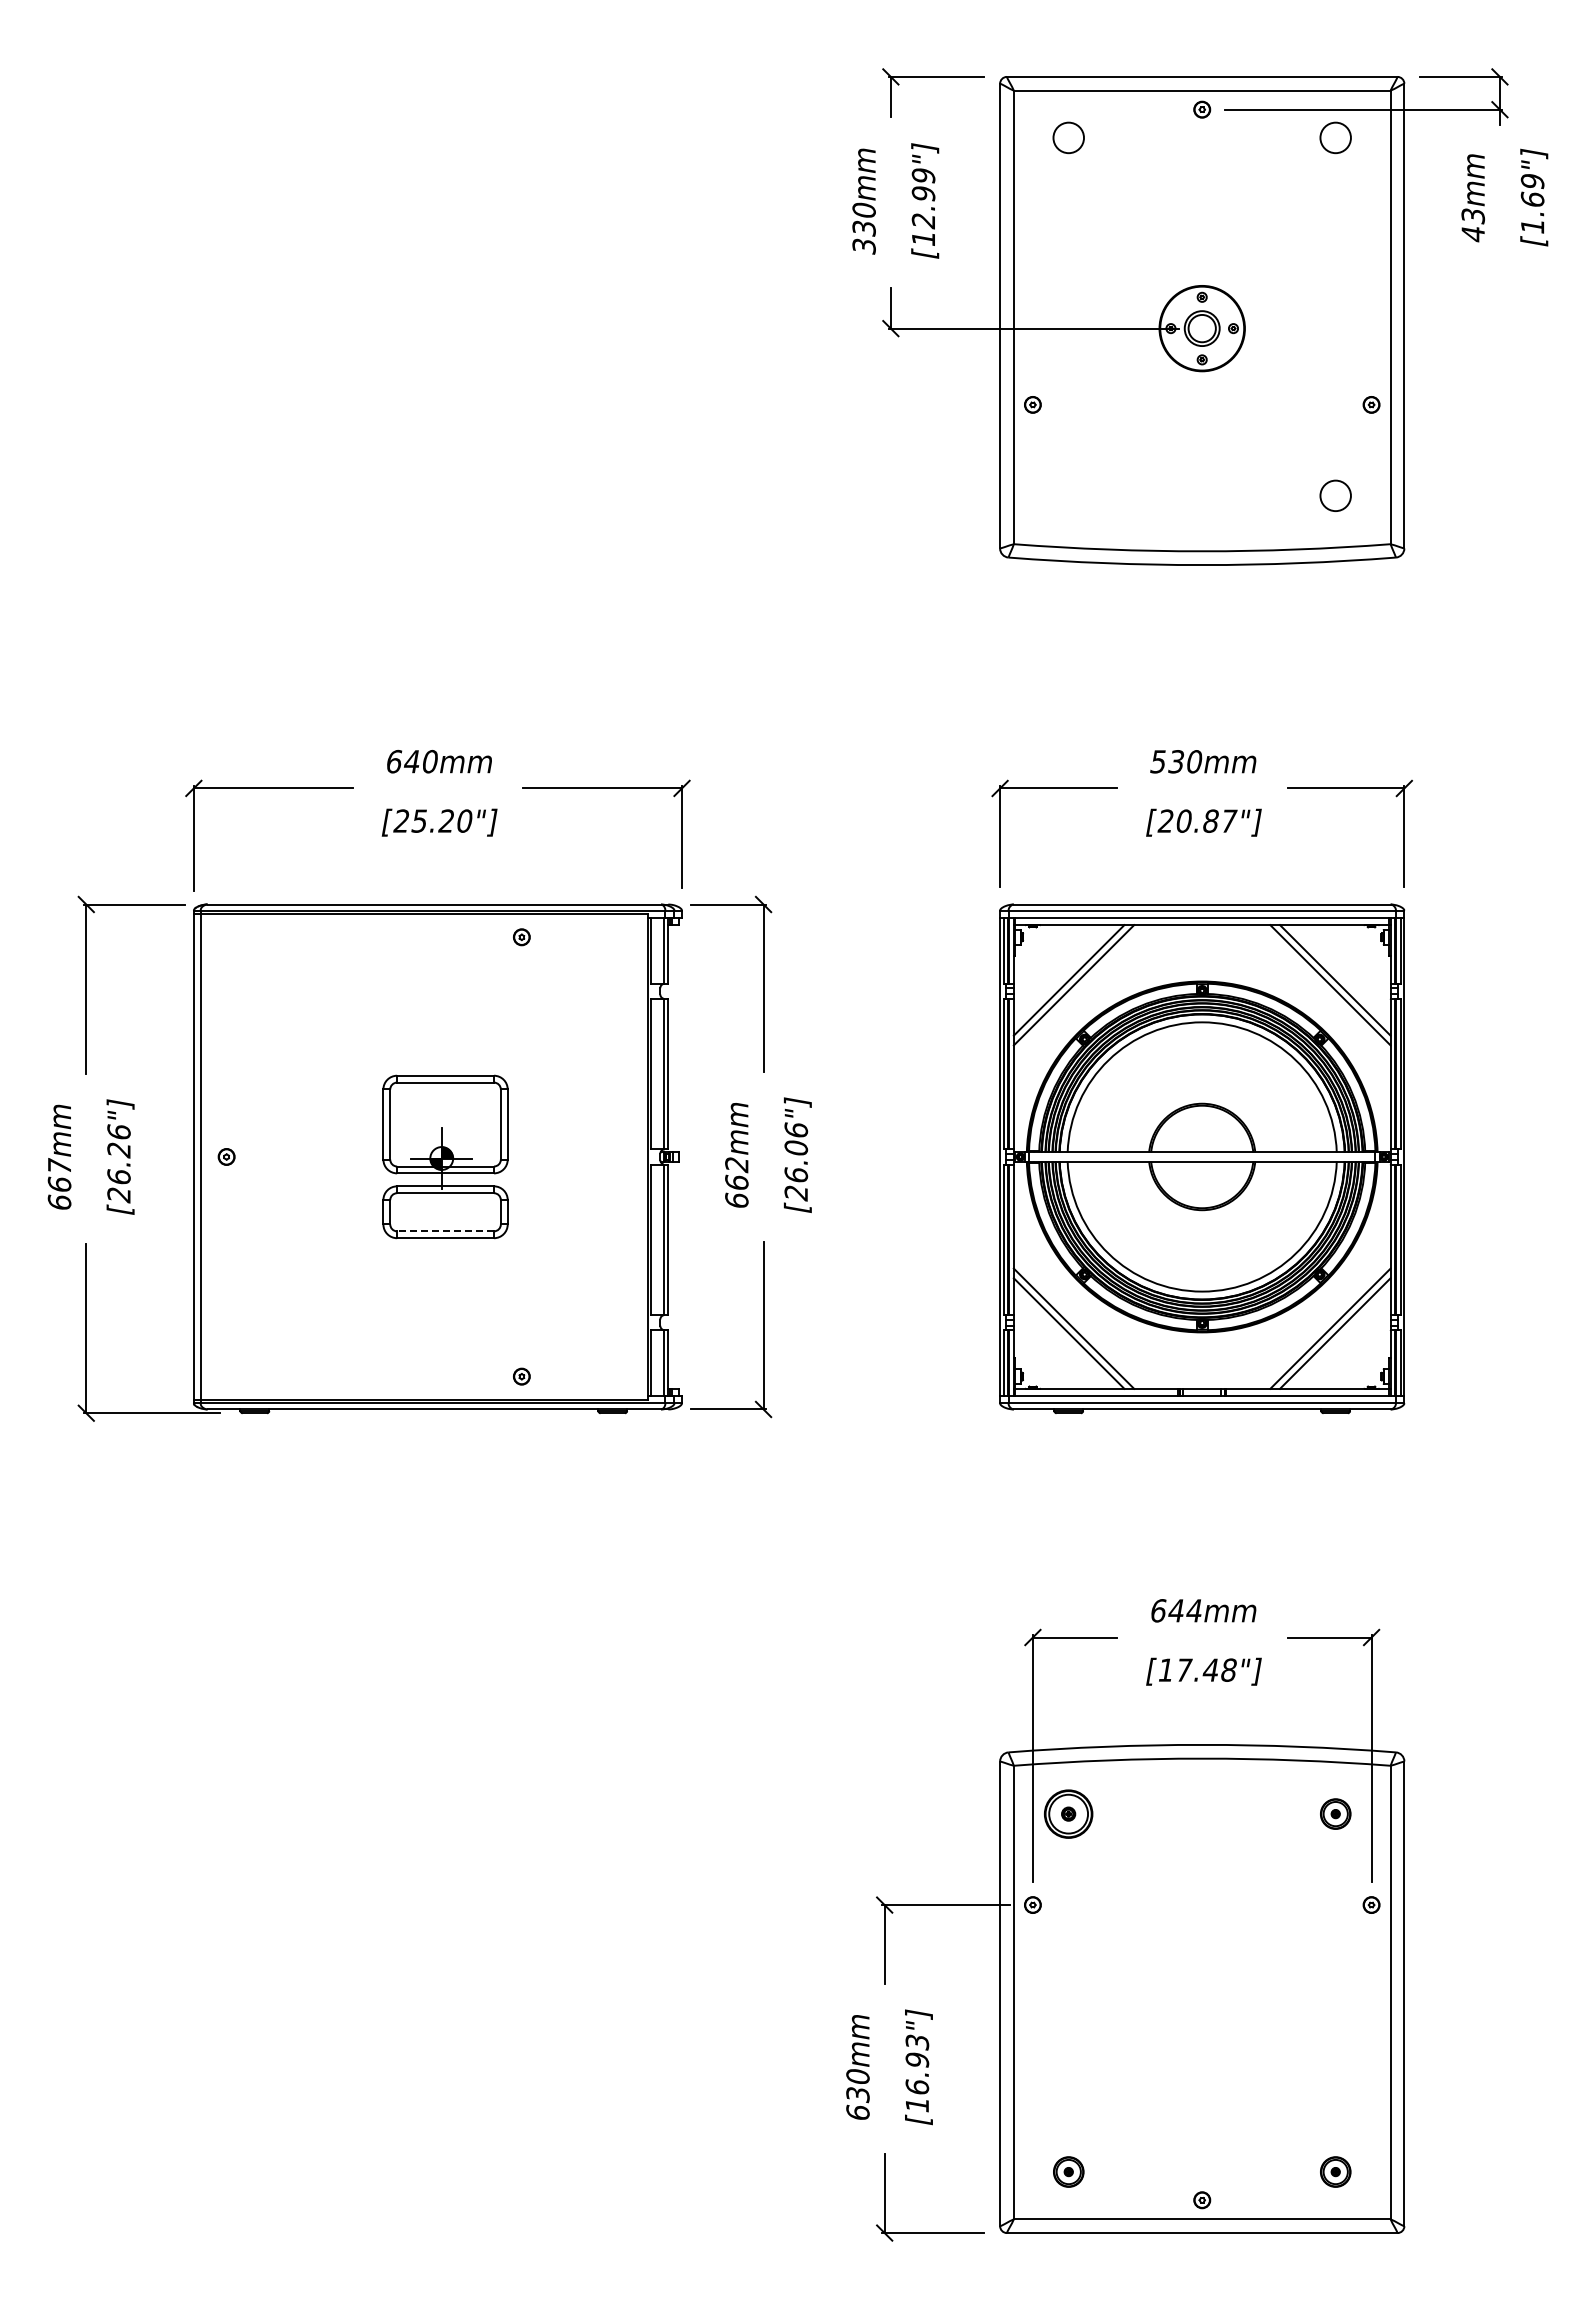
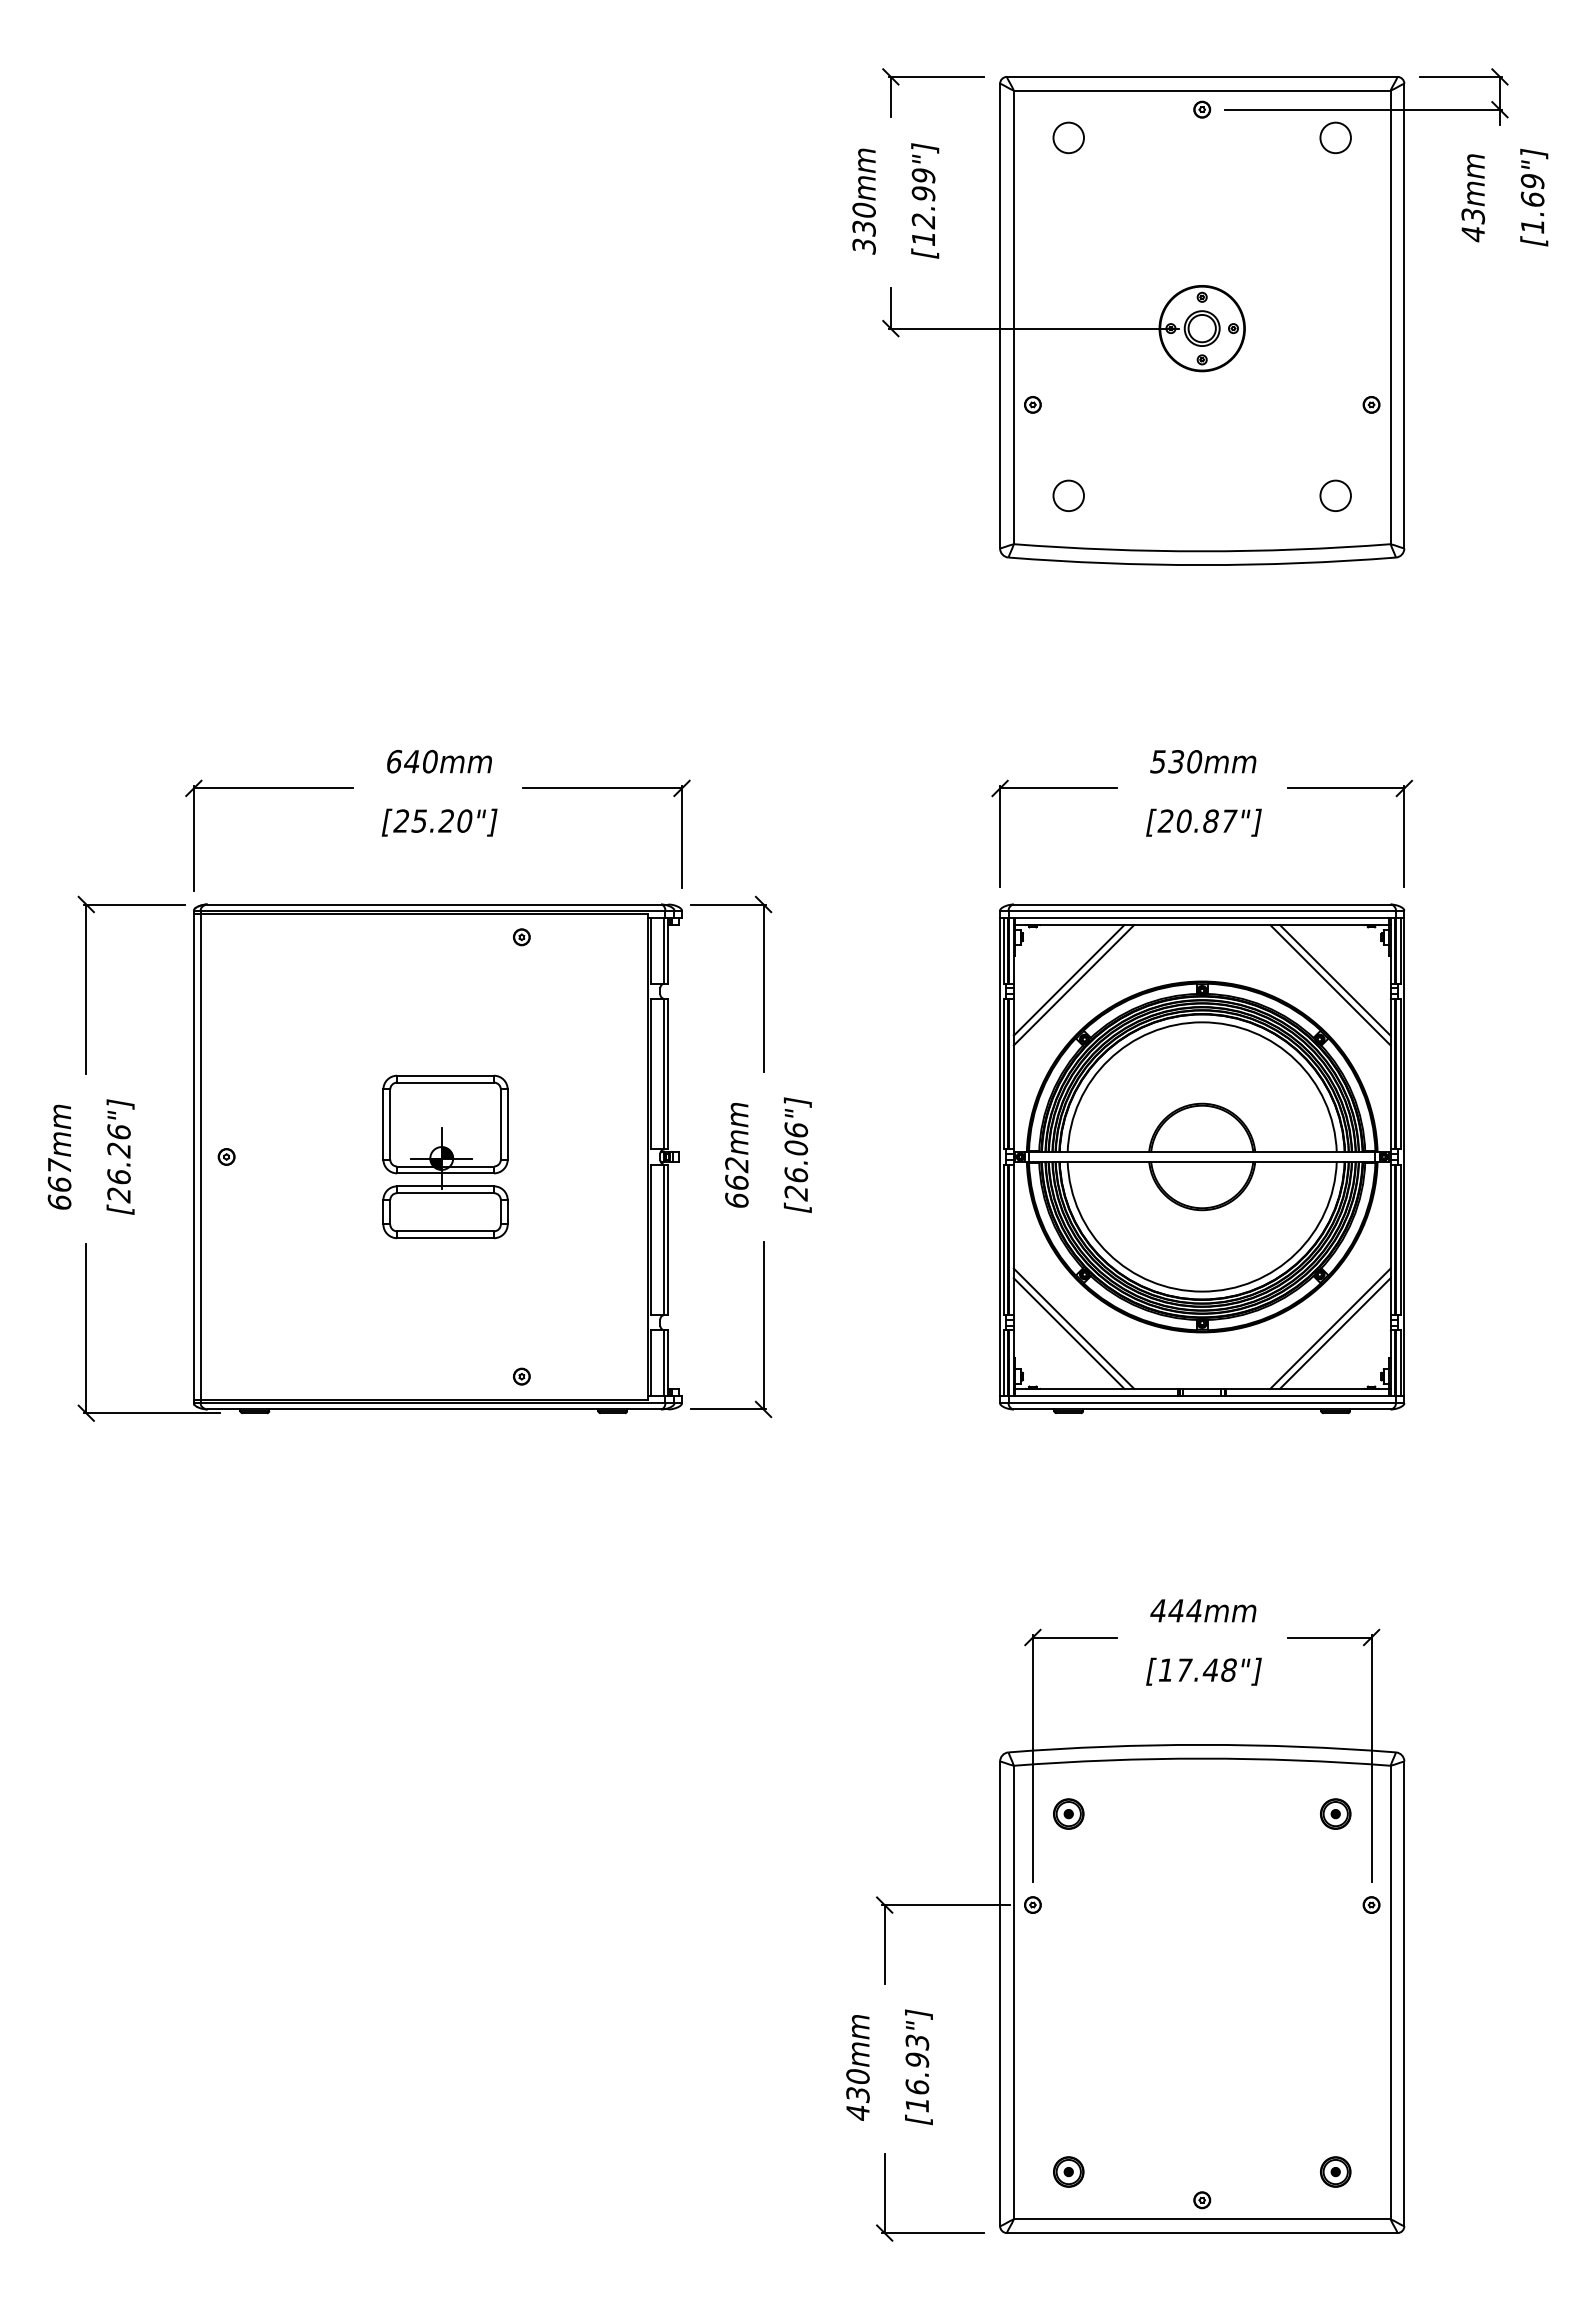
circle: none -> present (1068, 495)
line: dashed -> solid (445, 1231)
text: 644mm -> 444mm (1158, 1610)
part size: 50x50 px -> 32x32 px (1068, 1813)
text: 630mm -> 430mm (857, 2112)
